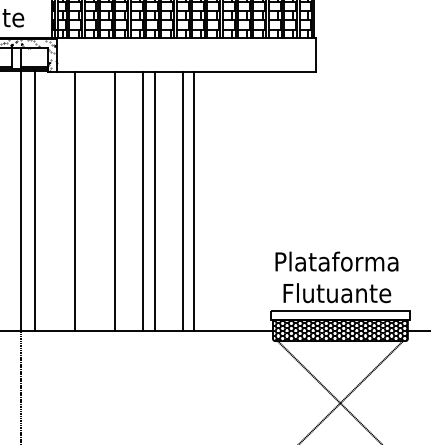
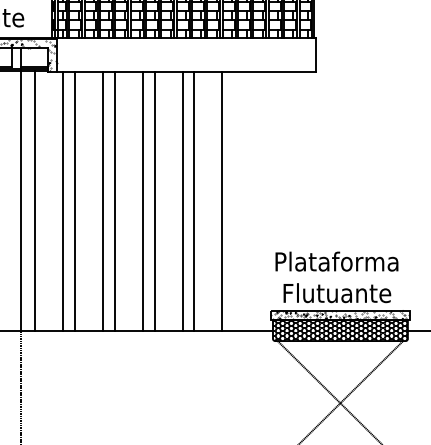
line: none -> present (63, 200)
line: none -> present (103, 200)
line: none -> present (222, 200)
hatch: none -> present (339, 315)
